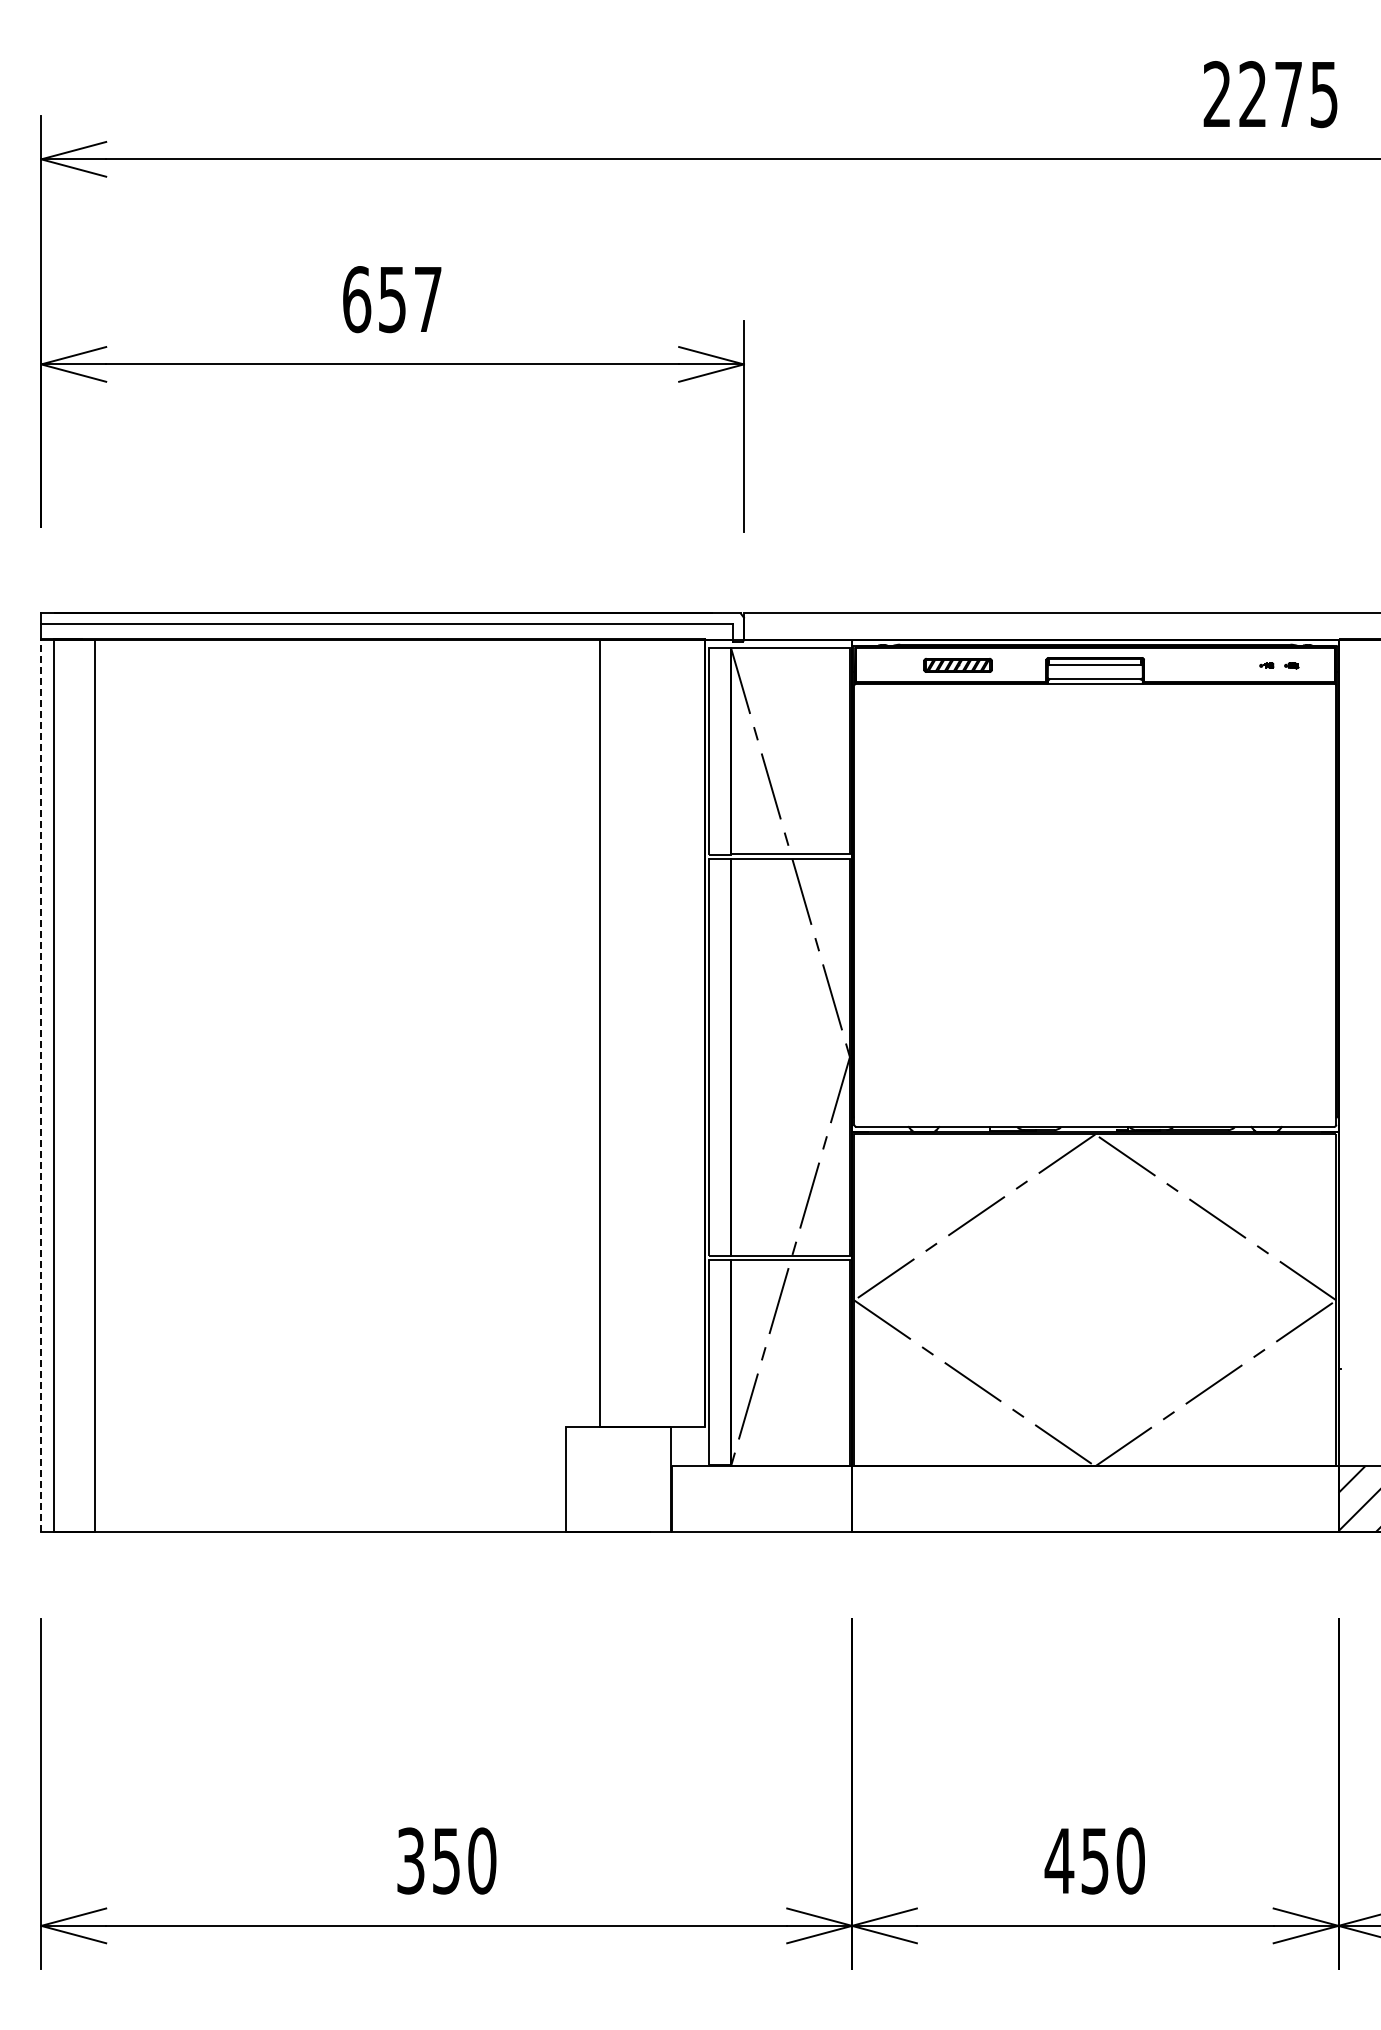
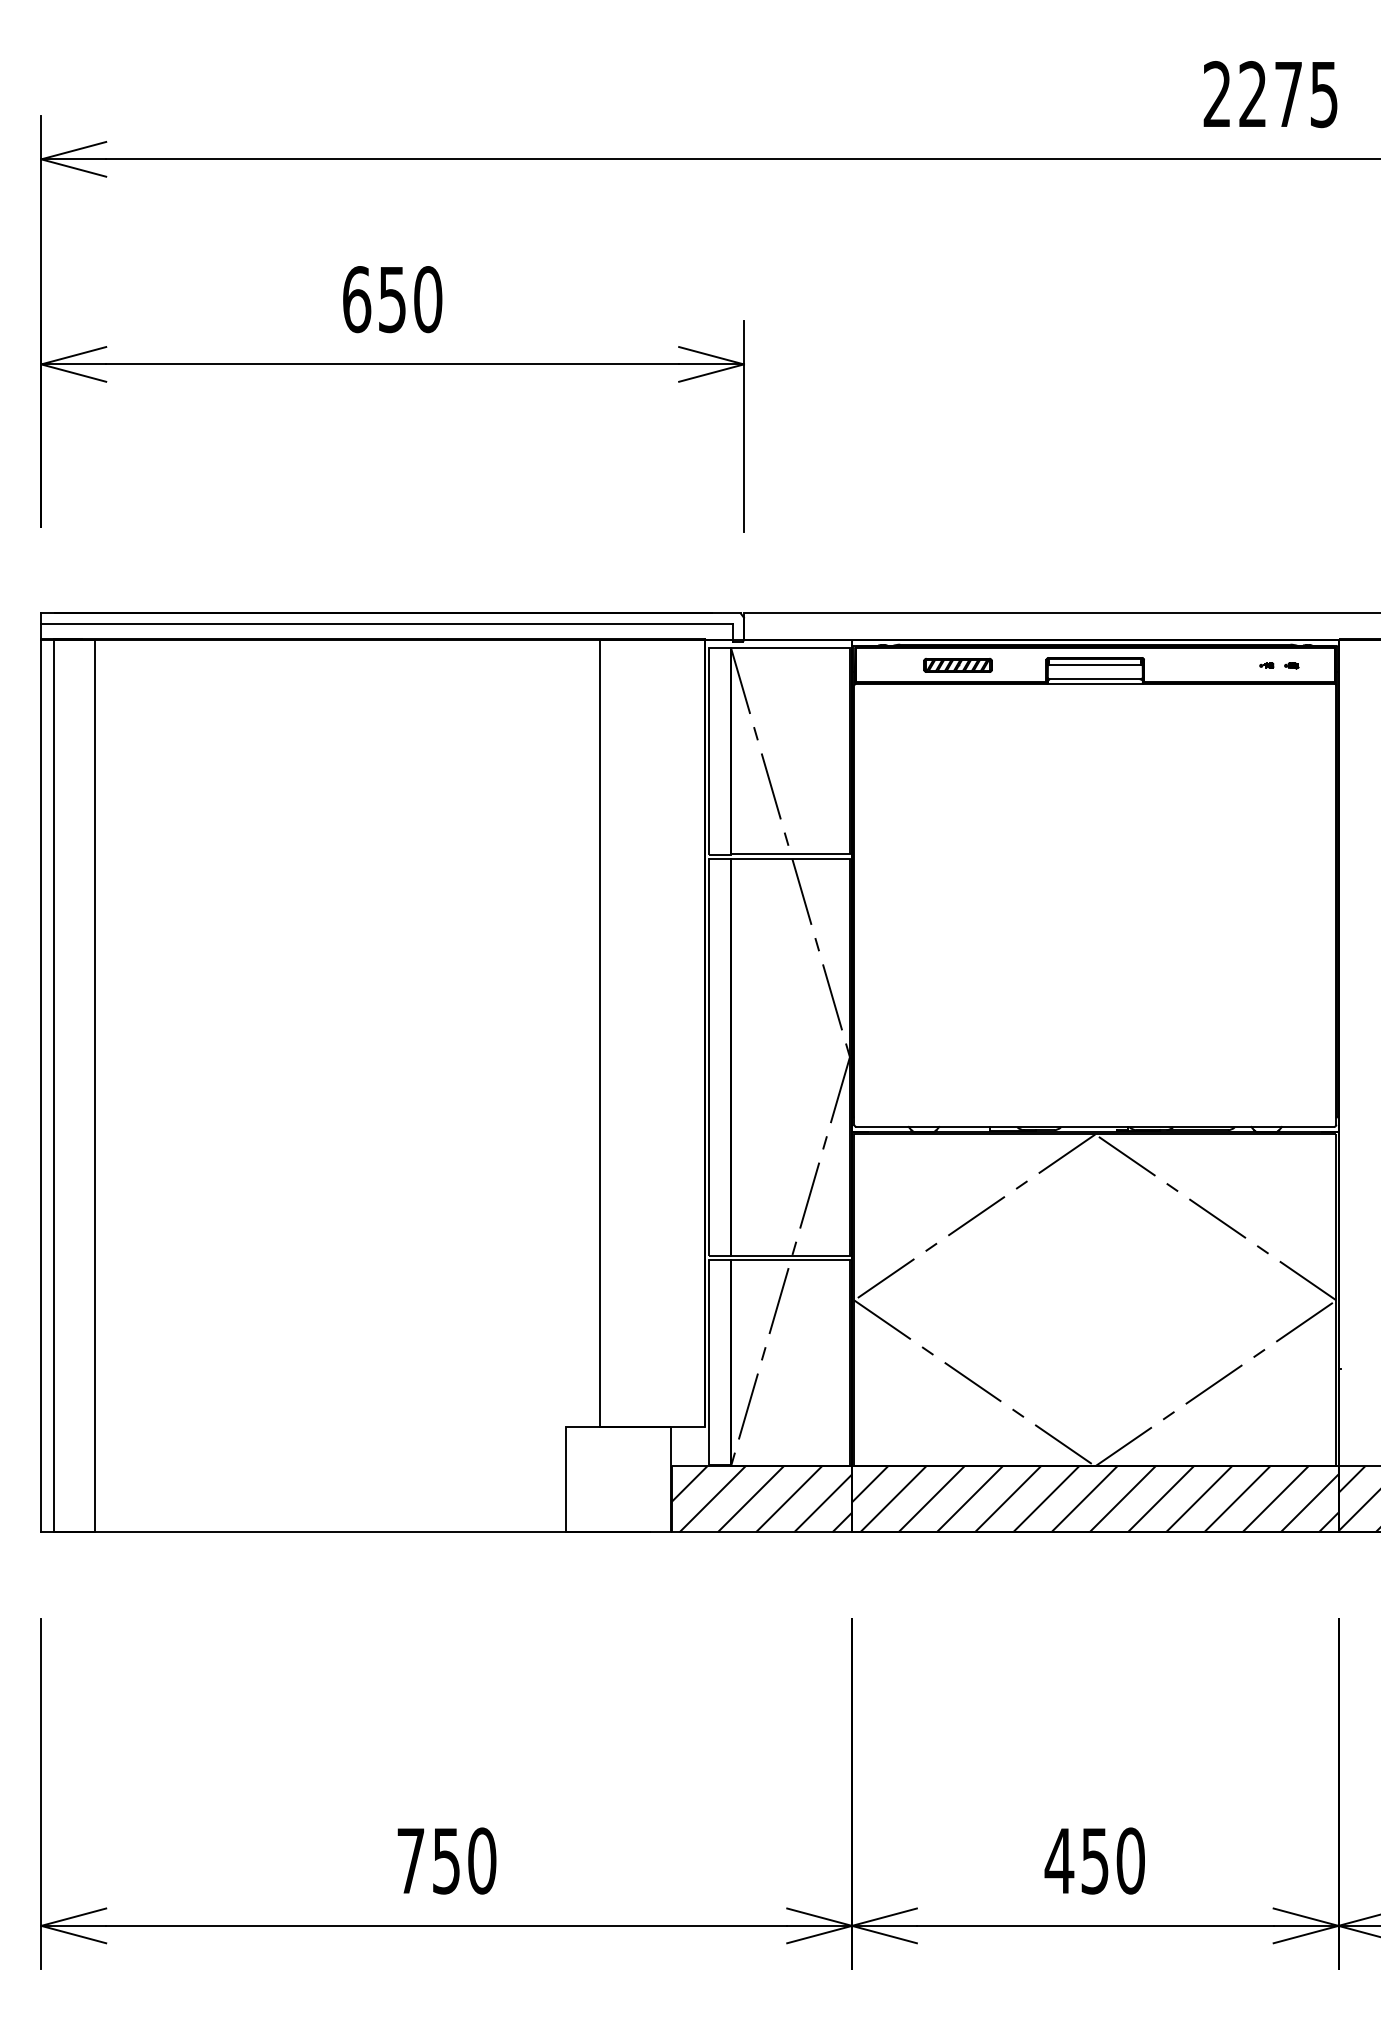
text: 657 -> 650 (428, 299)
line: dashed -> solid (41, 1085)
hatch: none -> present (761, 1499)
hatch: none -> present (1095, 1499)
text: 350 -> 750 (410, 1860)
